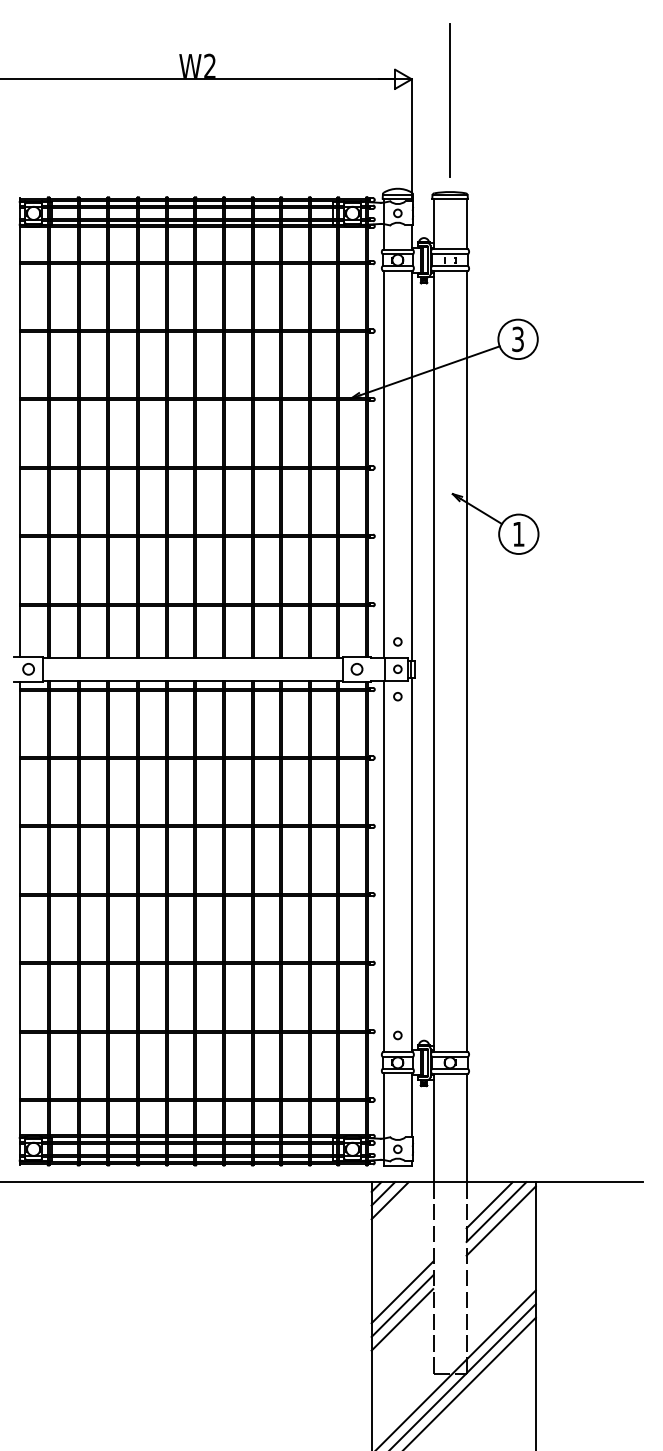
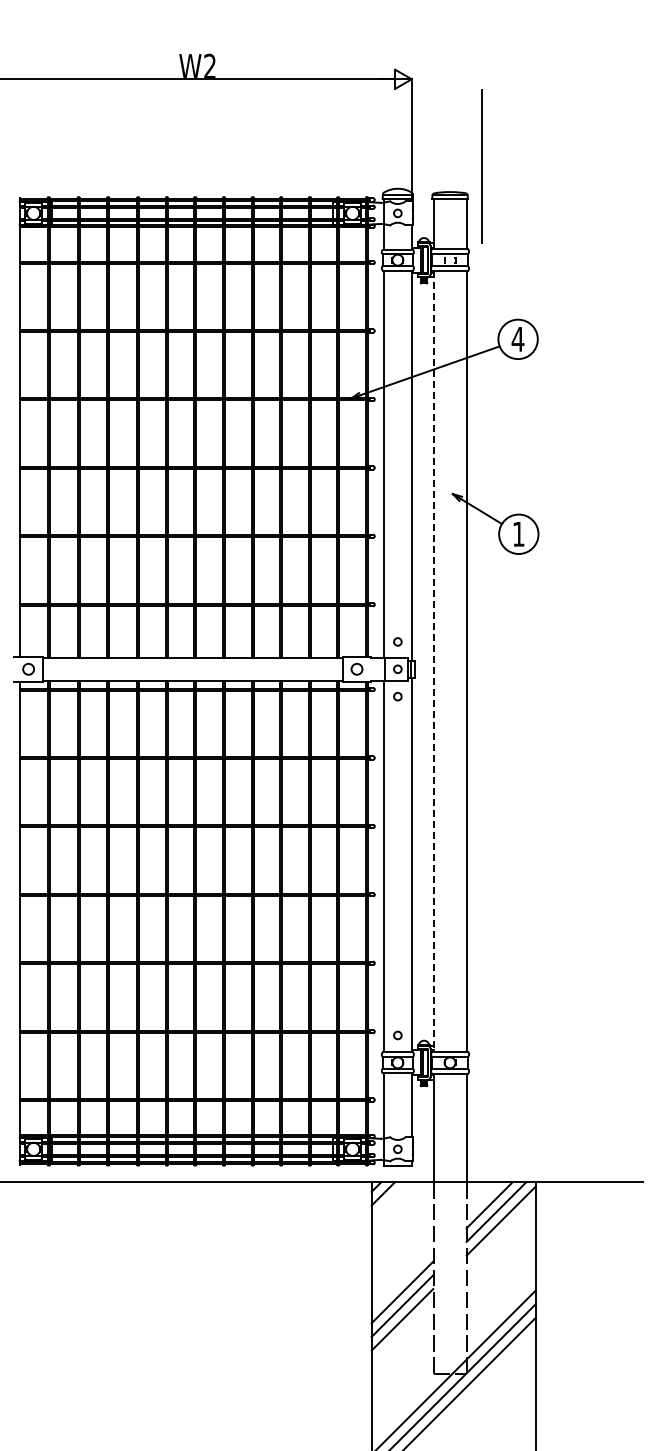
line position: (449, 100) -> (481, 166) (481, 166)
text: 3 -> 4 (517, 339)
line: solid -> dashed (433, 662)
line: present -> none (389, 1200)
